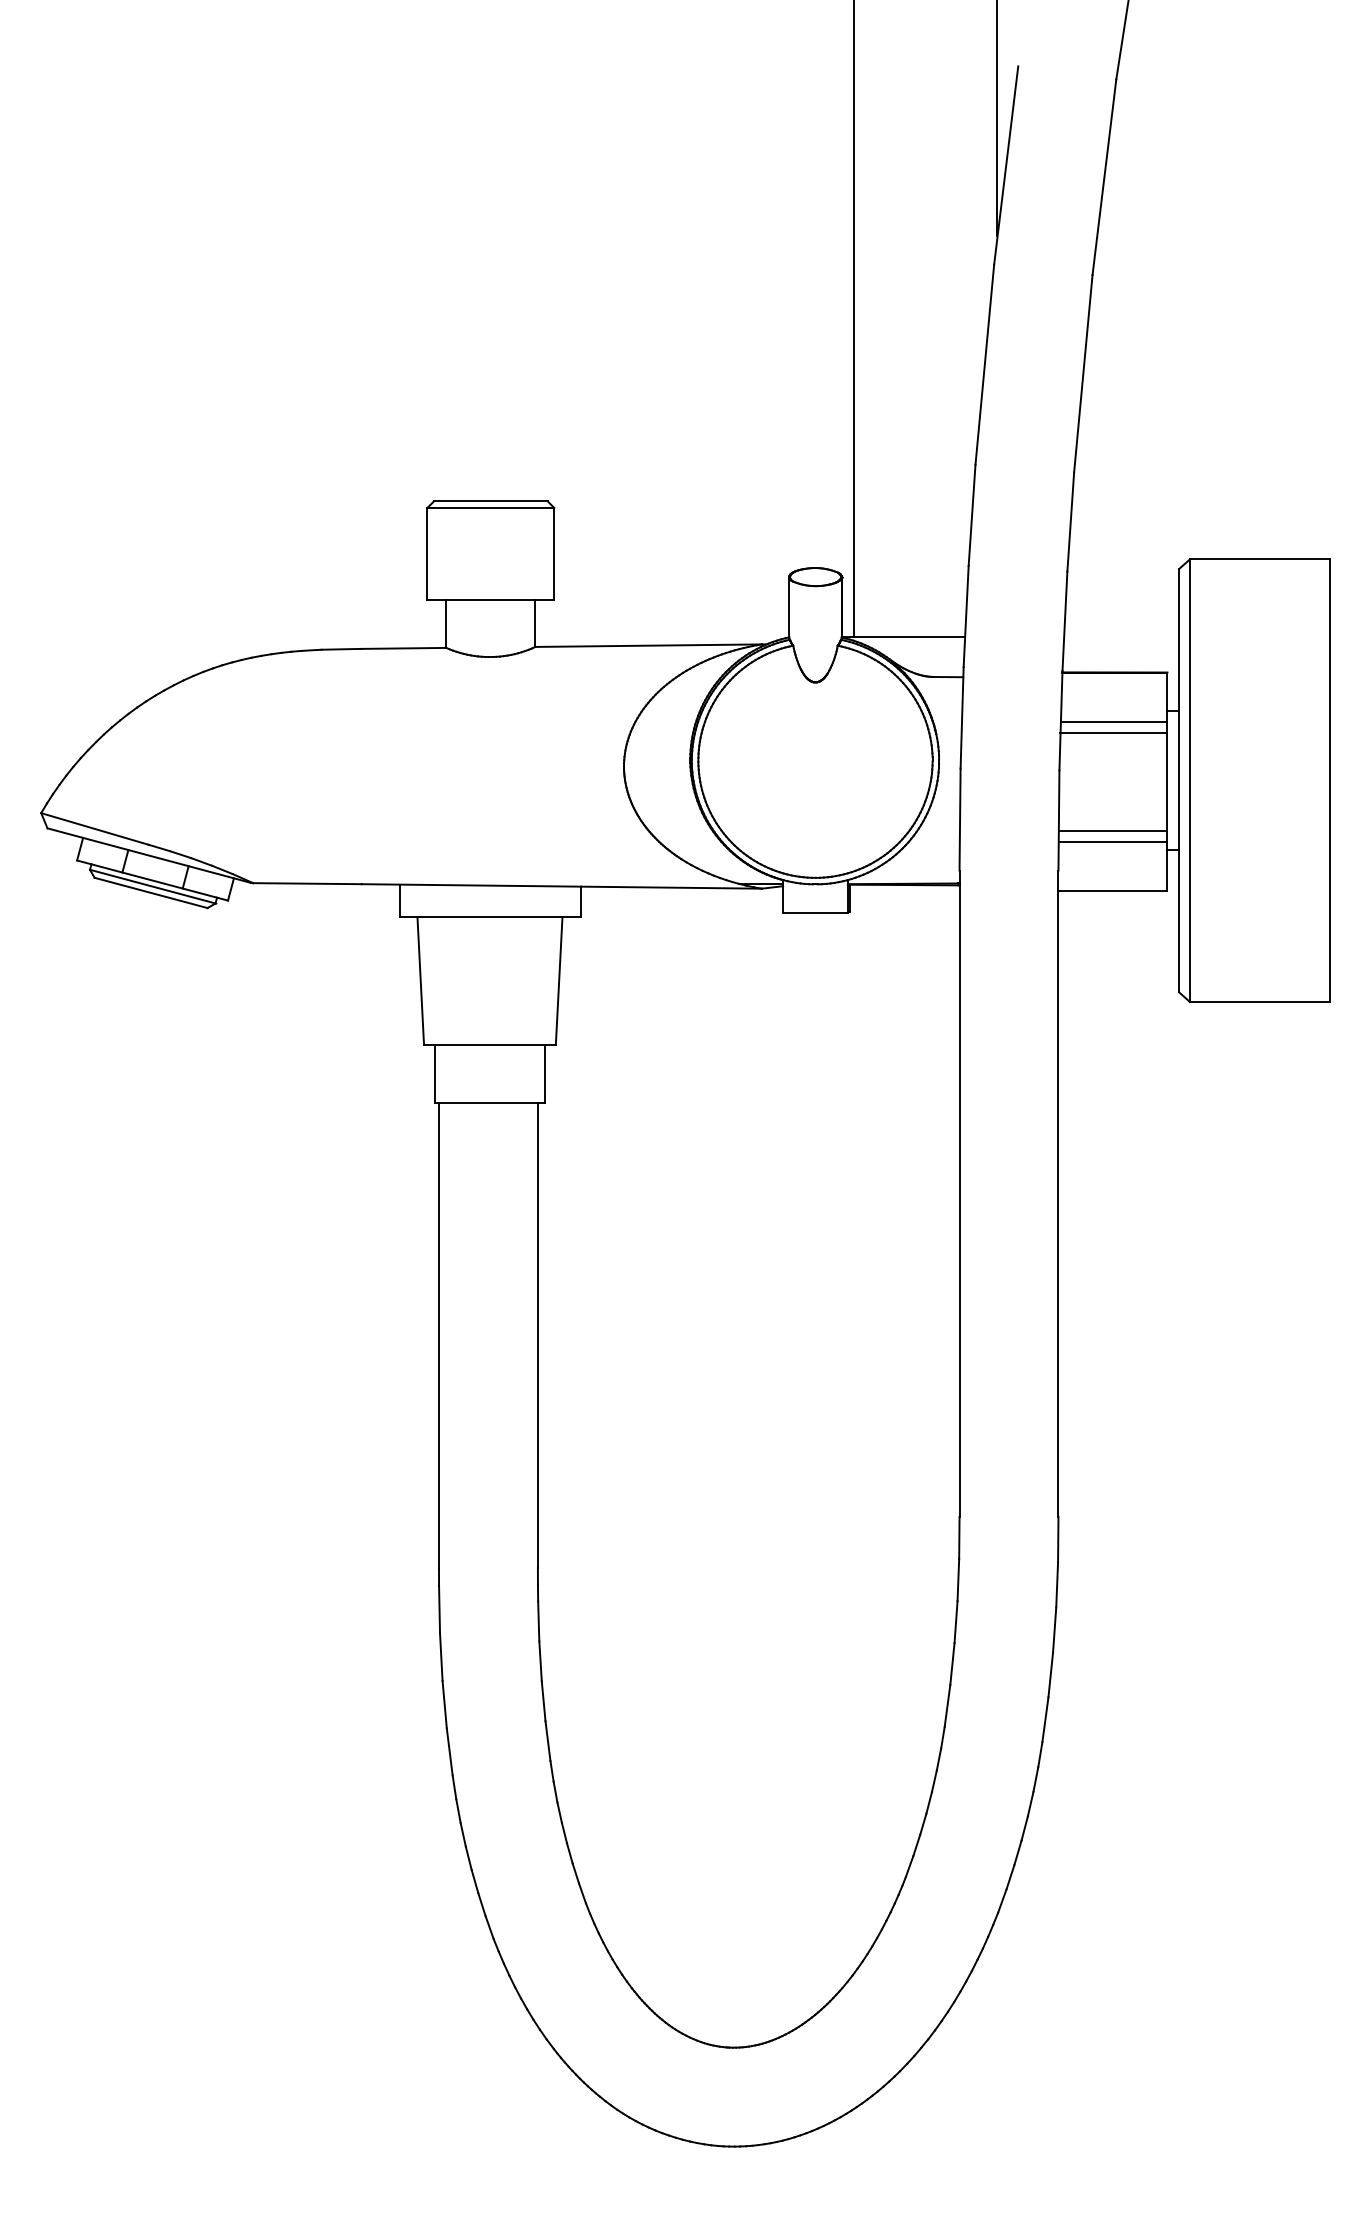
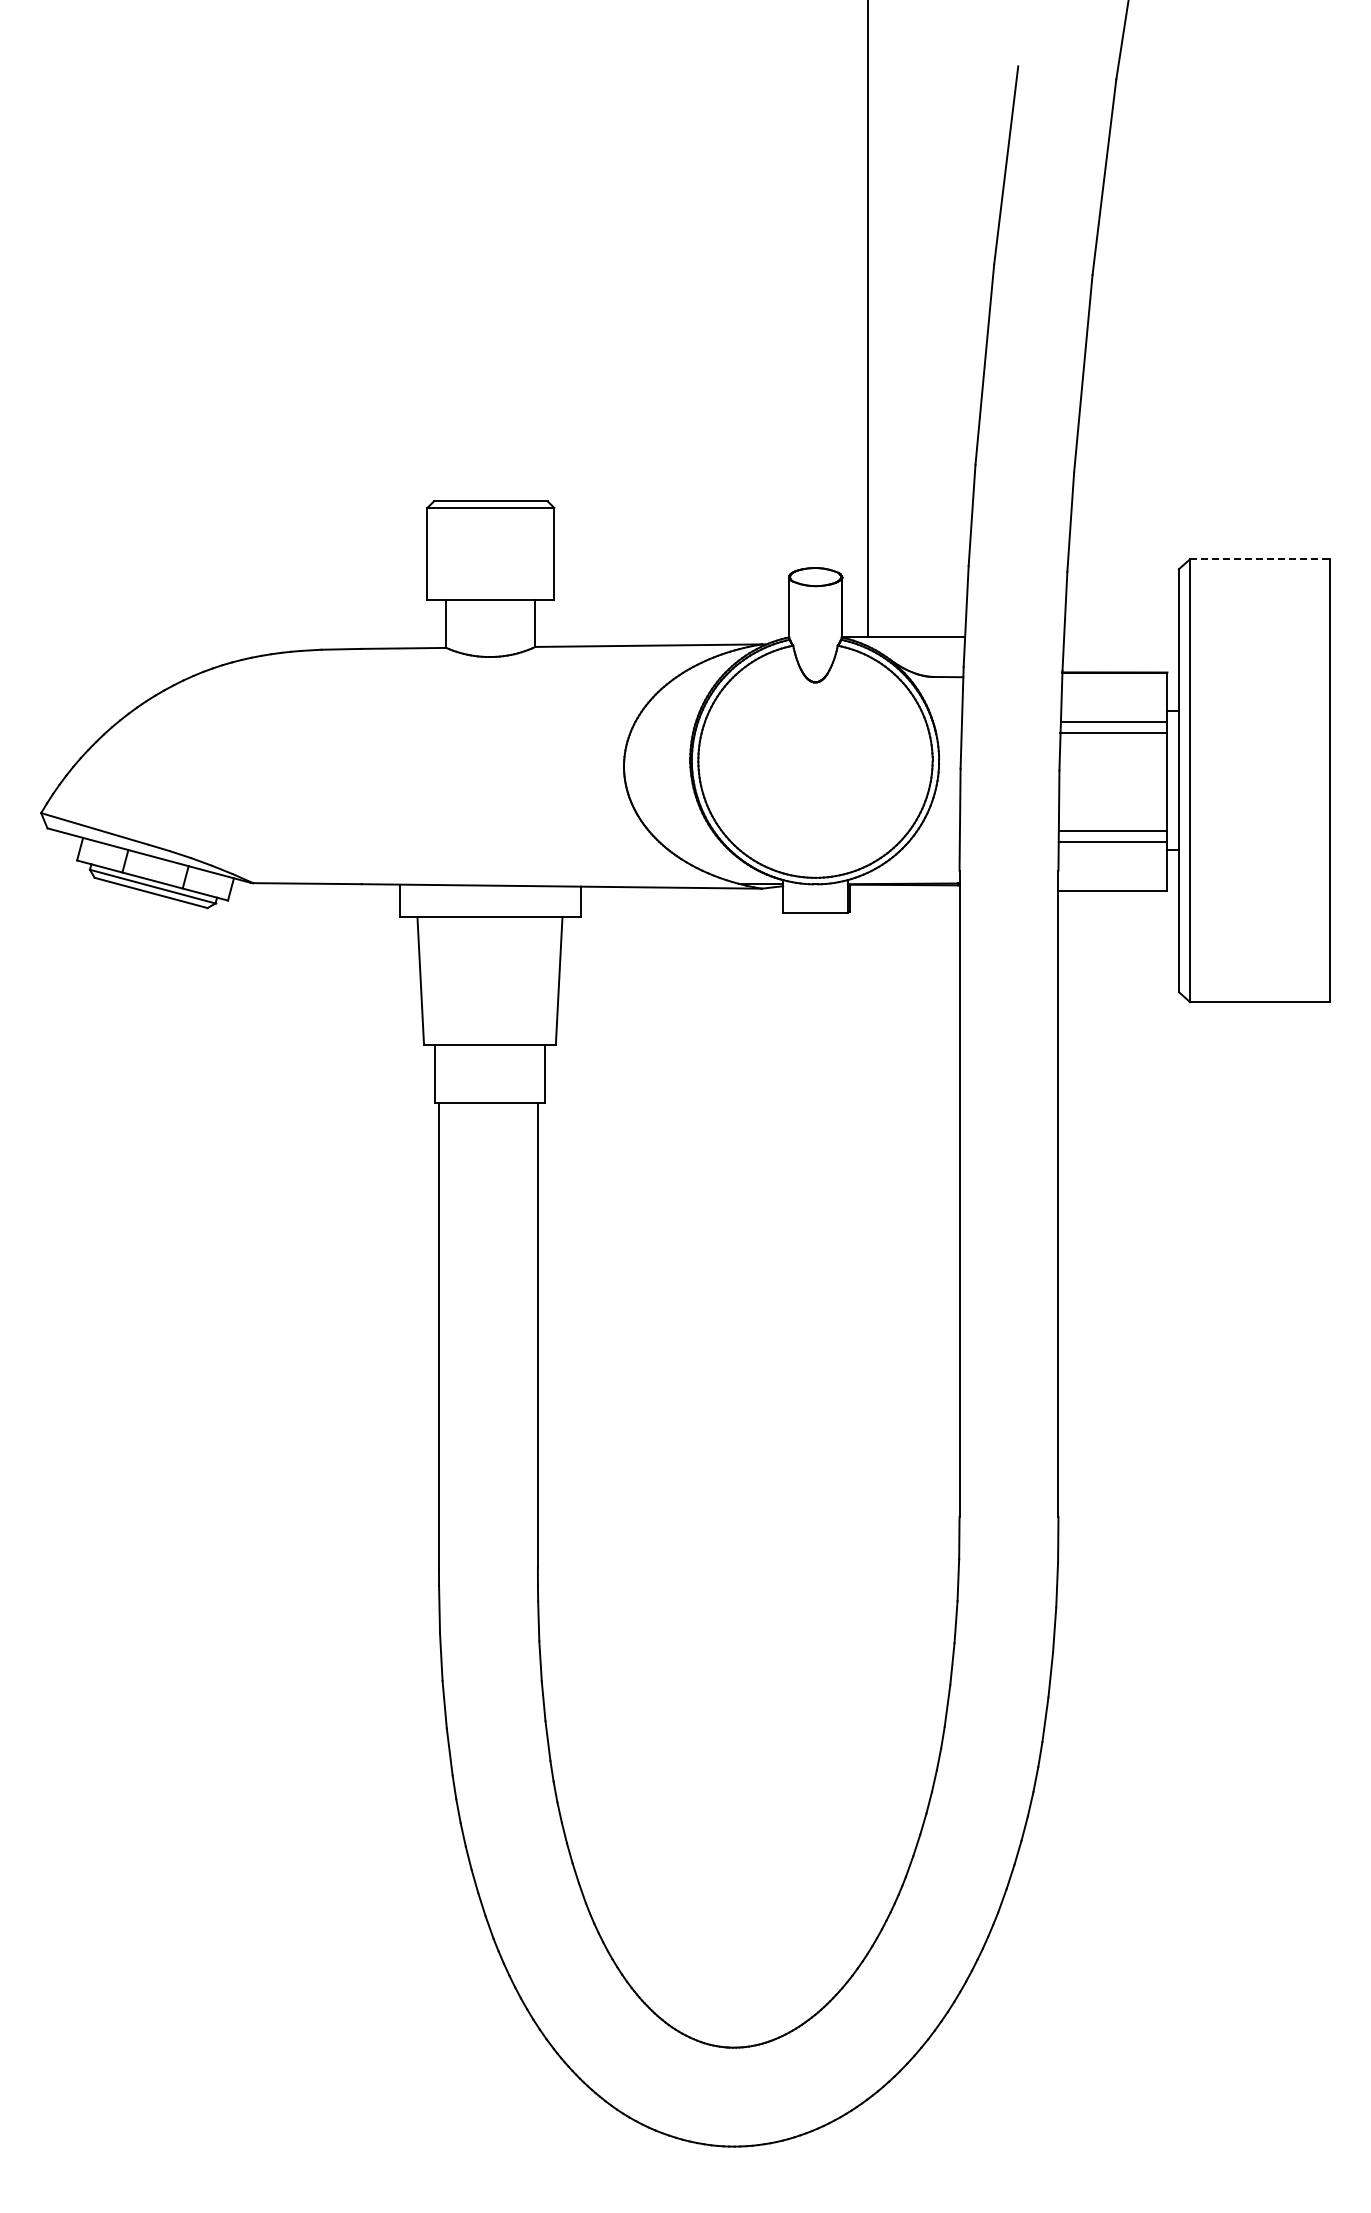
line: present -> none (997, 119)
line position: (854, 319) -> (868, 319) (868, 319)
line: solid -> dashed (1259, 559)
